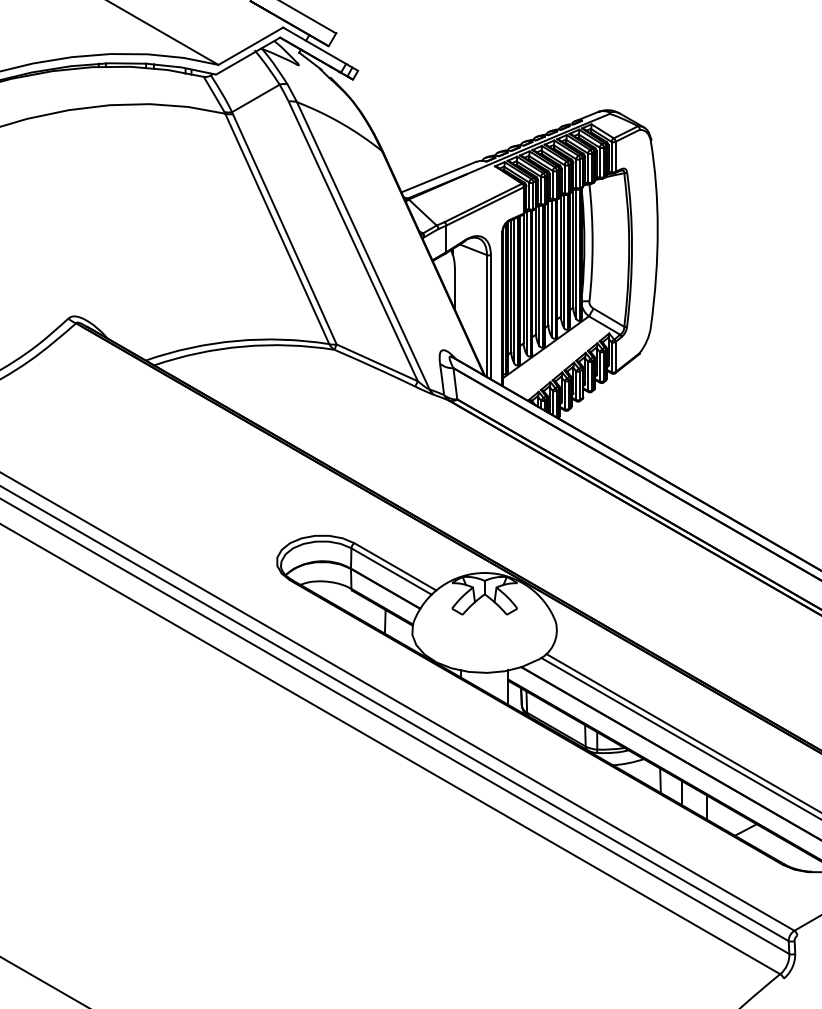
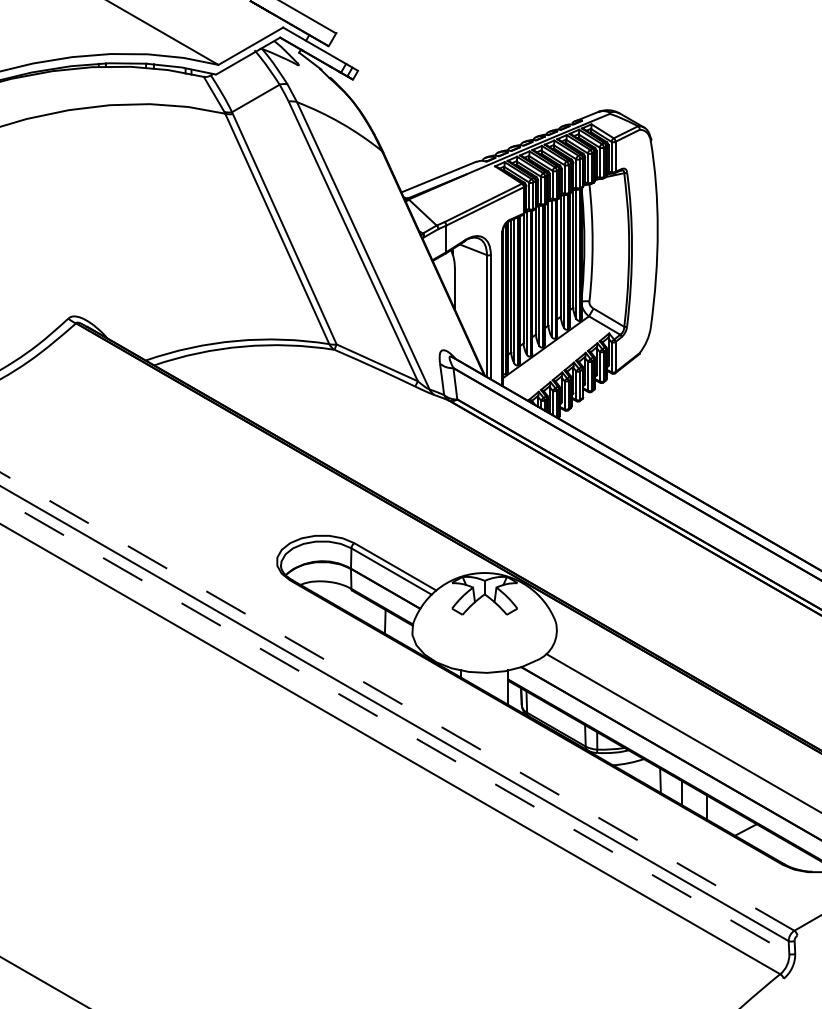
line: solid -> dashed (397, 701)
line: solid -> dashed (395, 726)
line: present -> none (679, 737)
